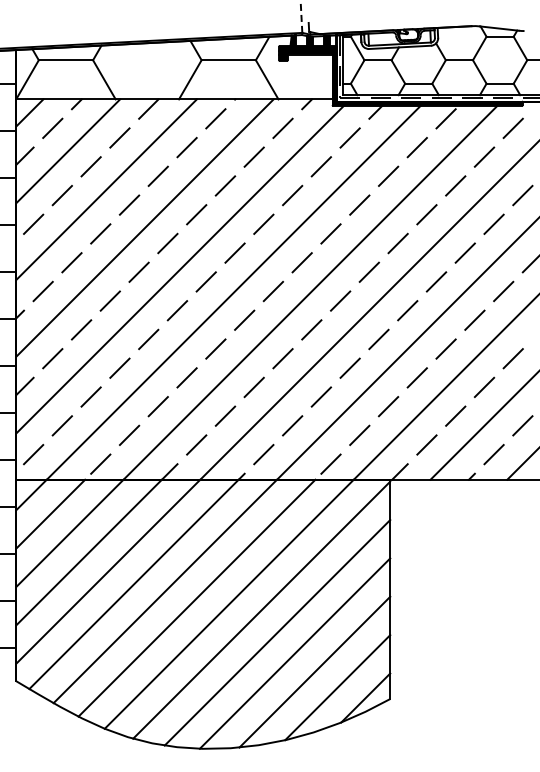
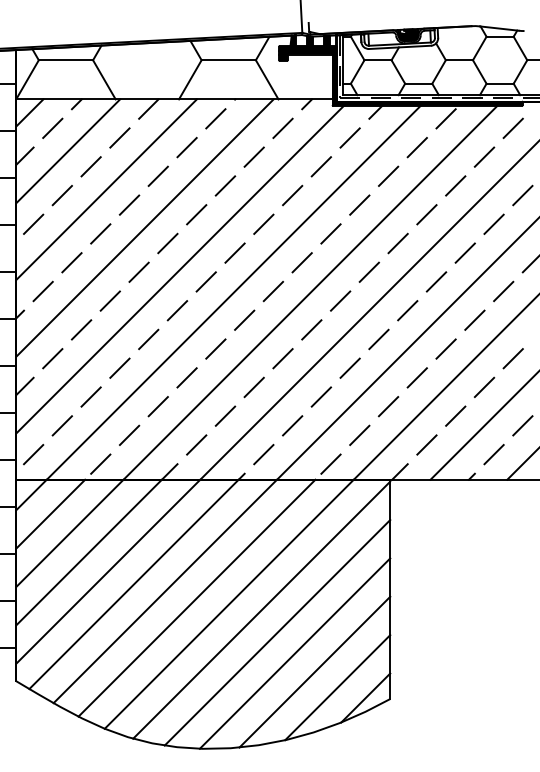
line: dashed -> solid (301, 16)
fill: none -> present (408, 35)
